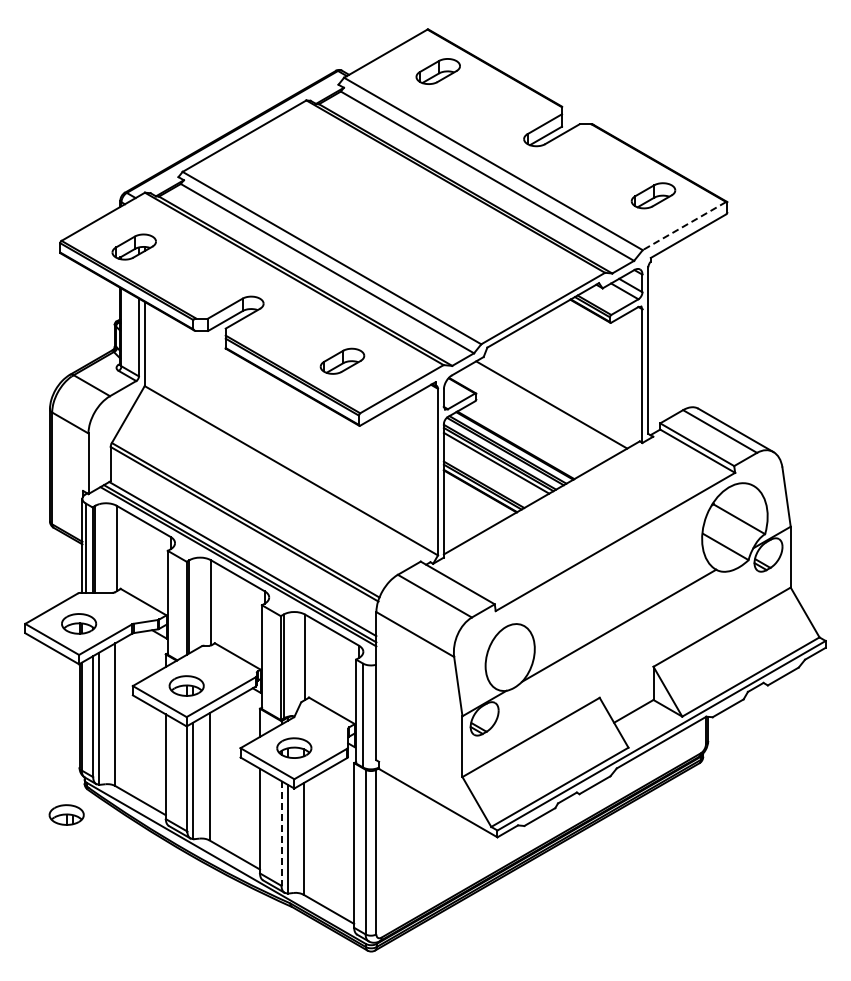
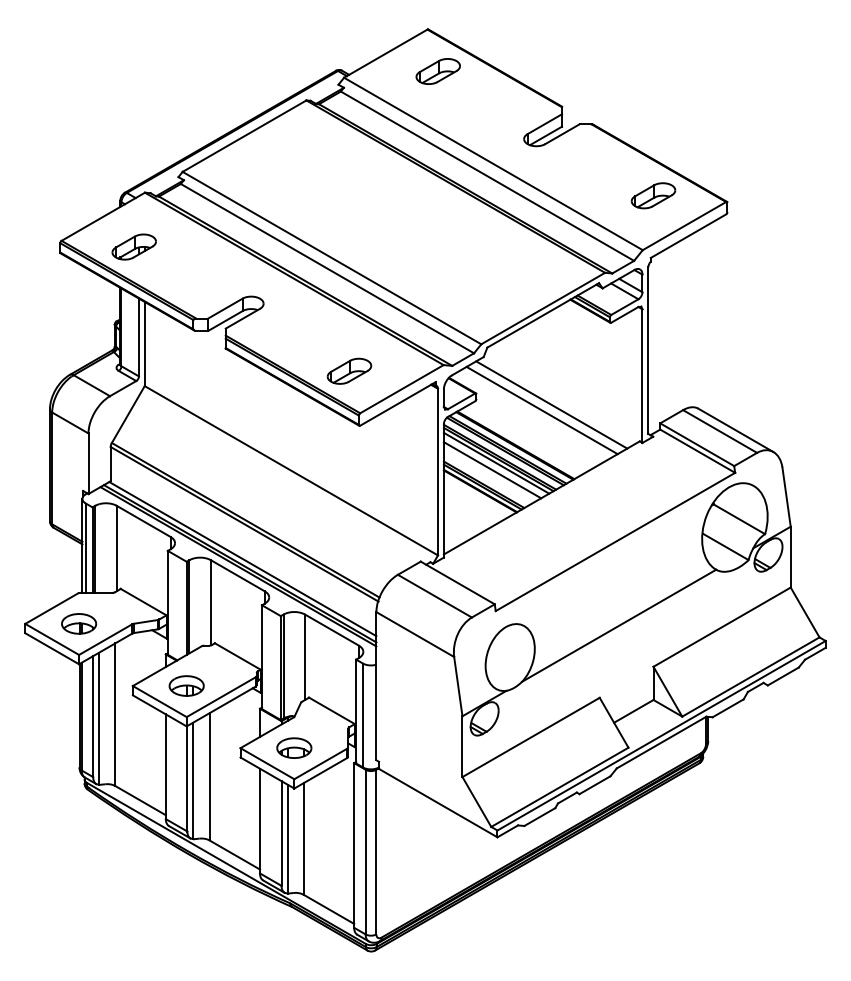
line: dashed -> solid (684, 226)
part position: (342, 360) -> (349, 370) (349, 370)
line: none -> present (541, 410)
line: none -> present (492, 470)
part: present -> none (66, 814)
line: dashed -> solid (281, 834)
